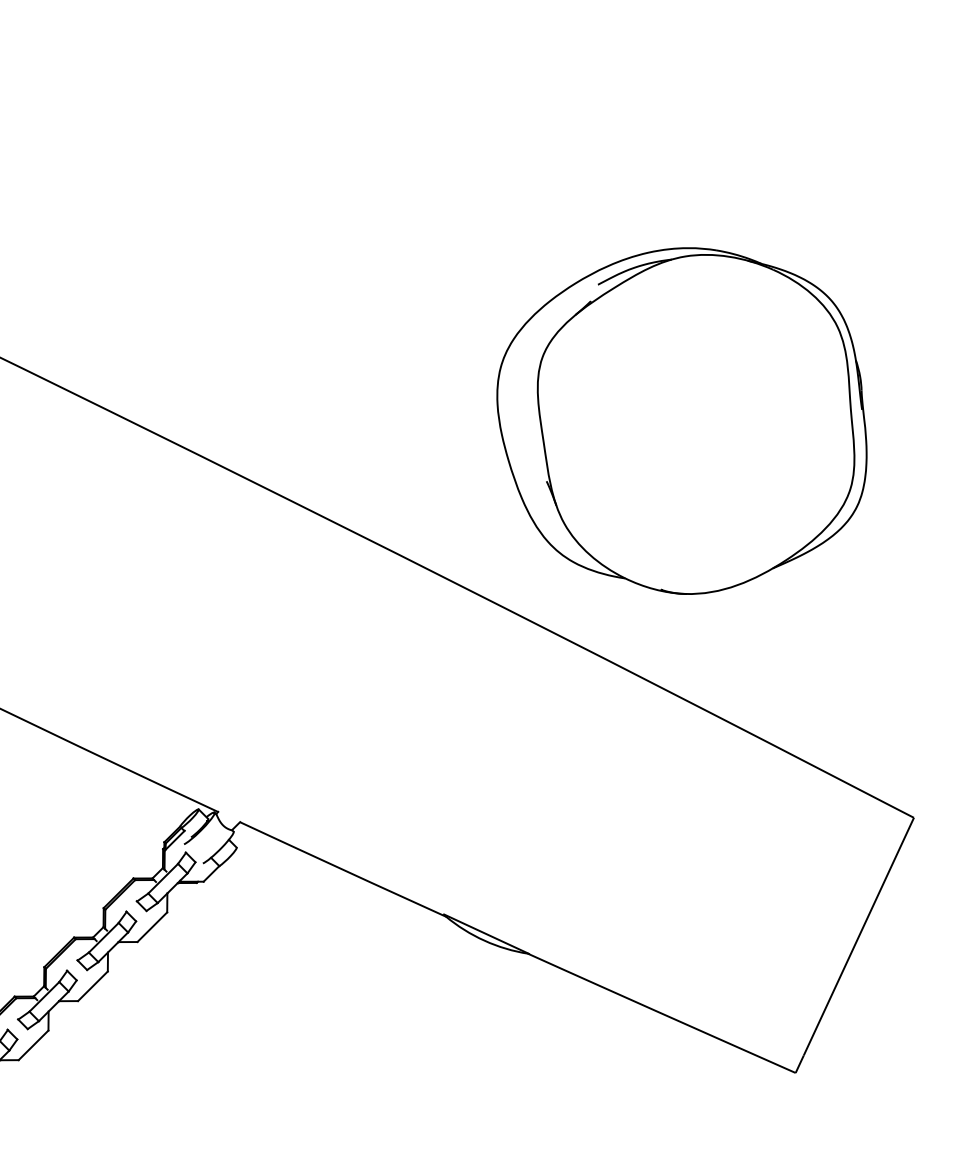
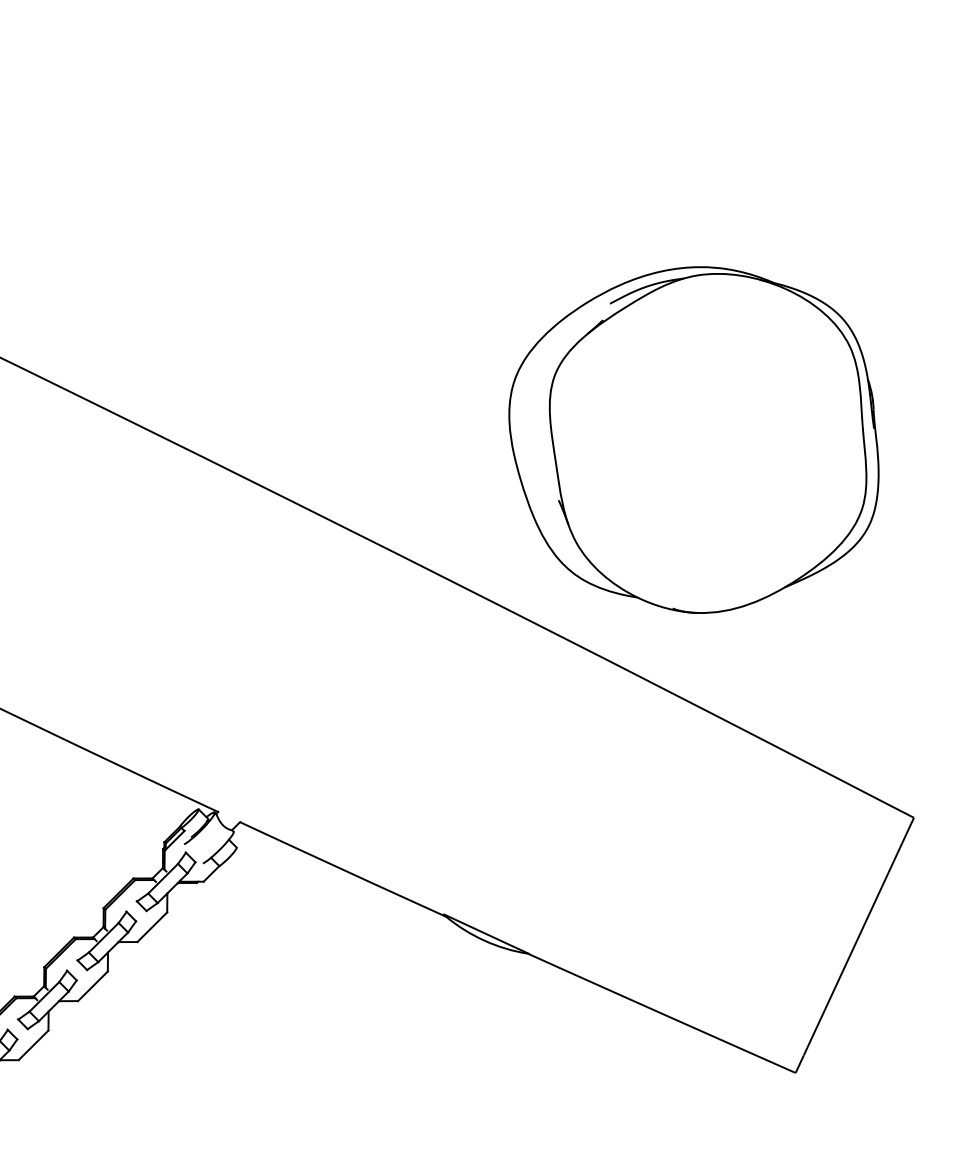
part position: (681, 420) -> (693, 439) (693, 439)
